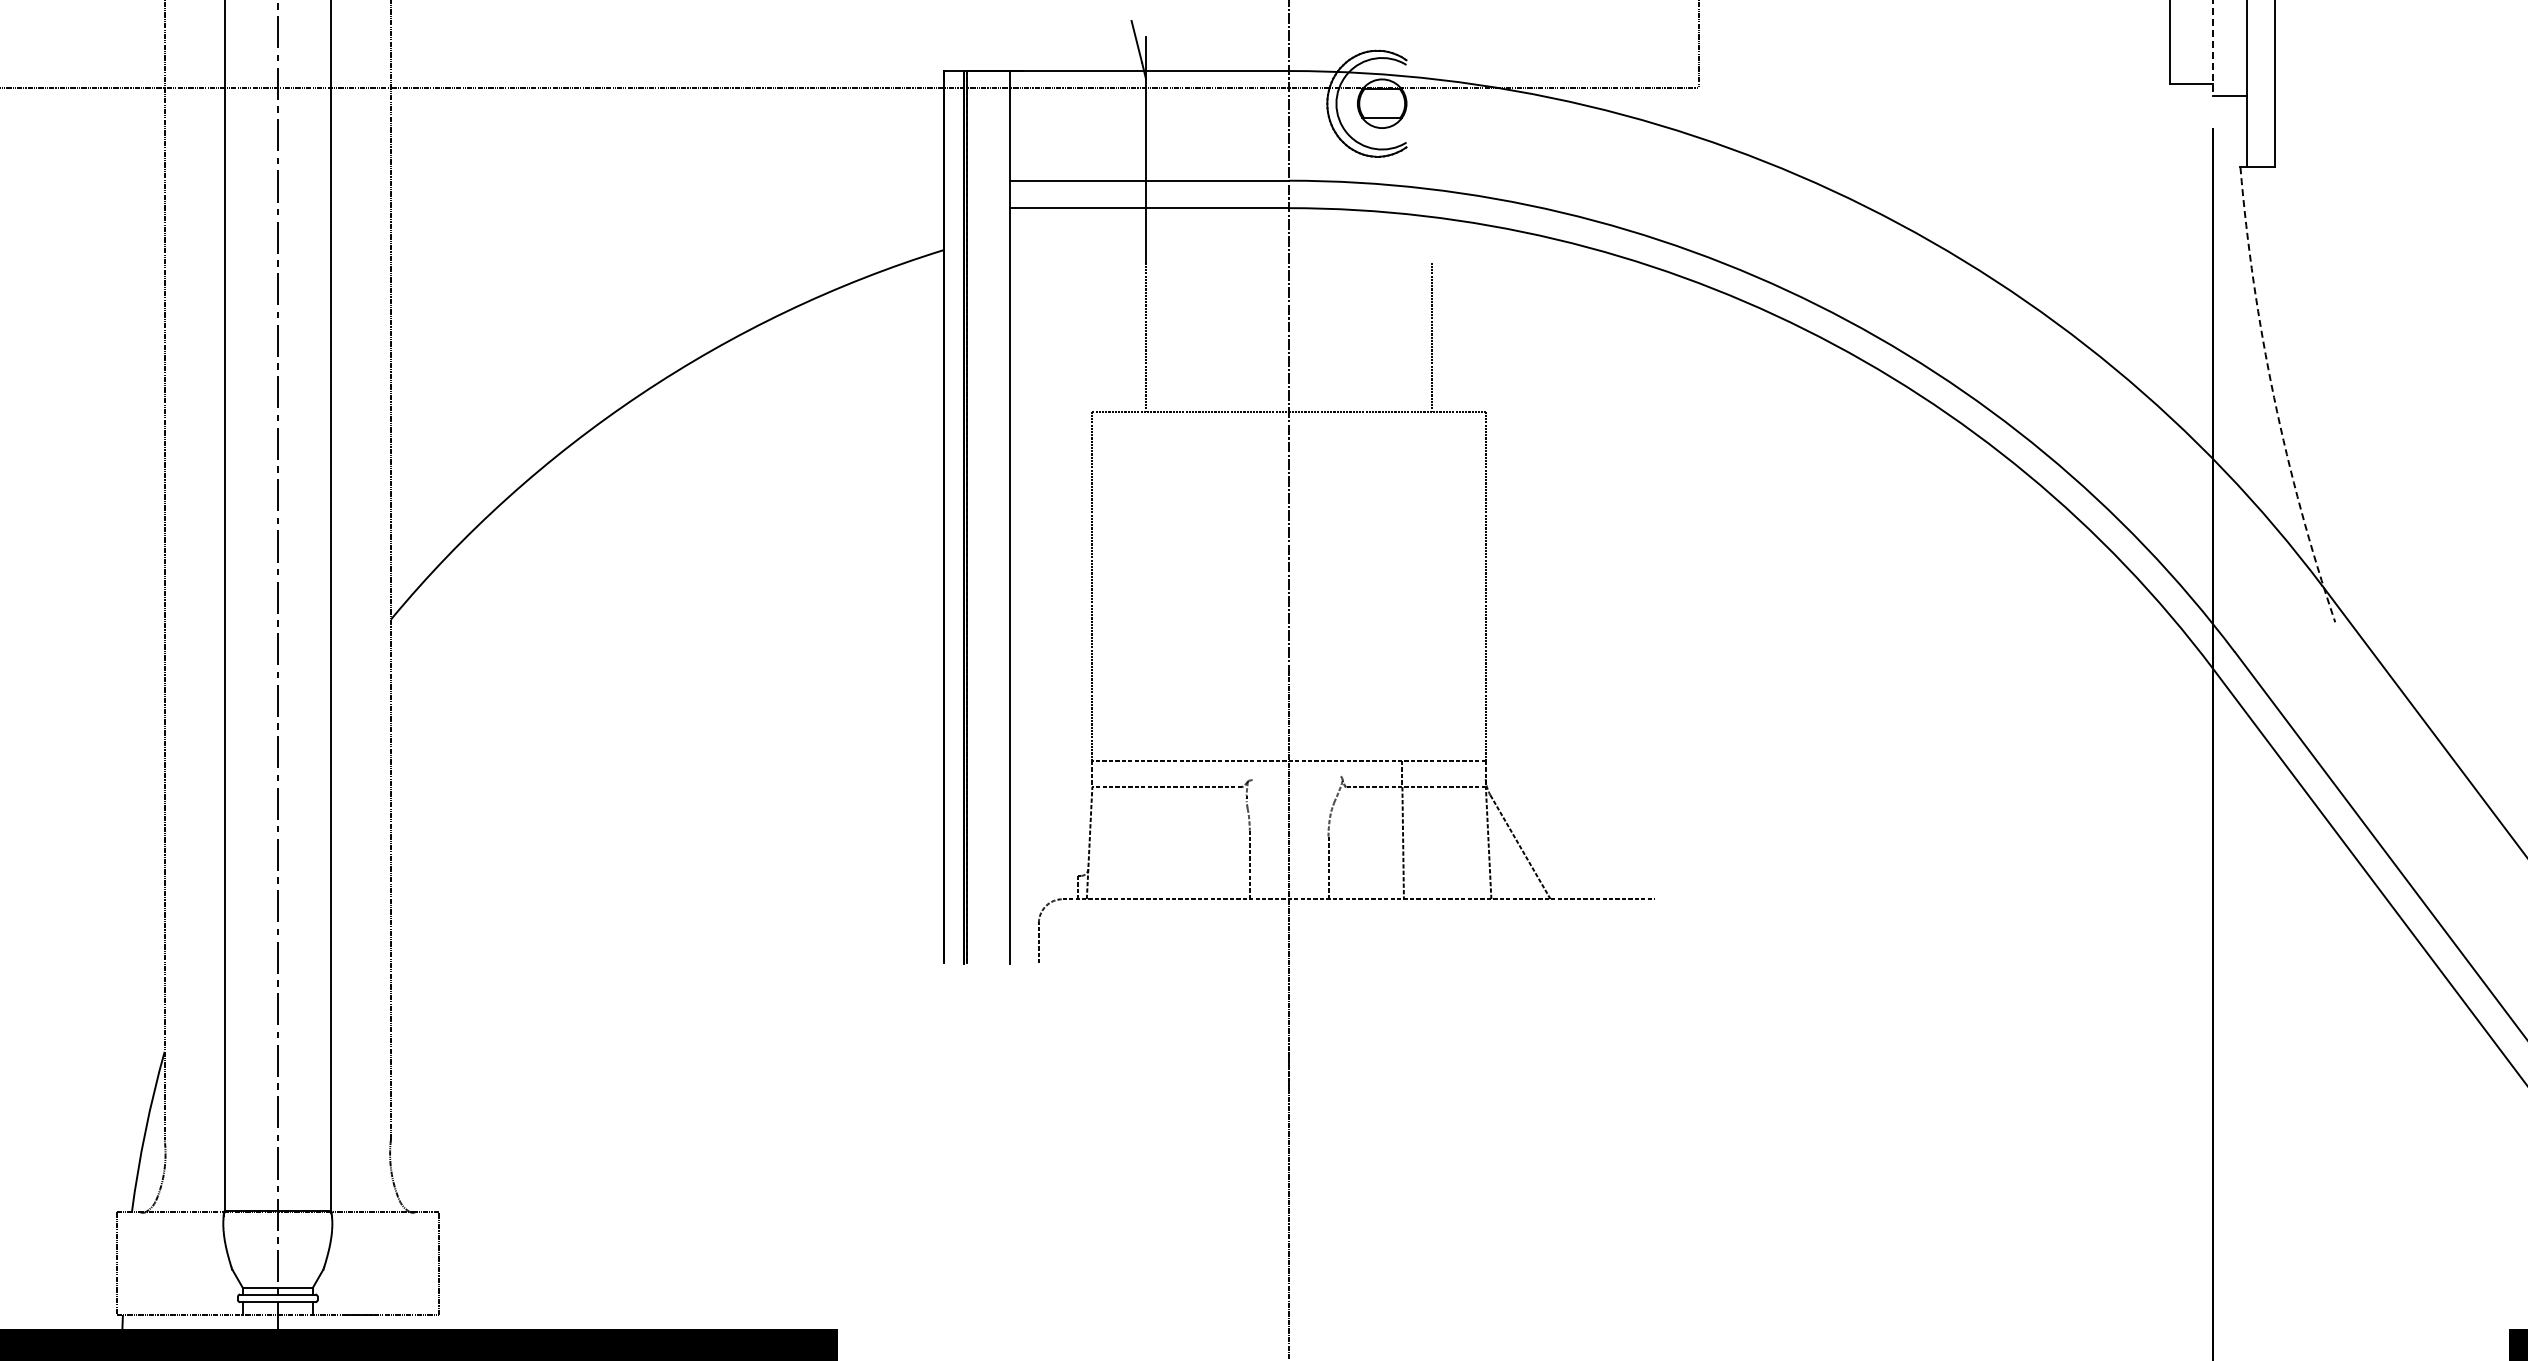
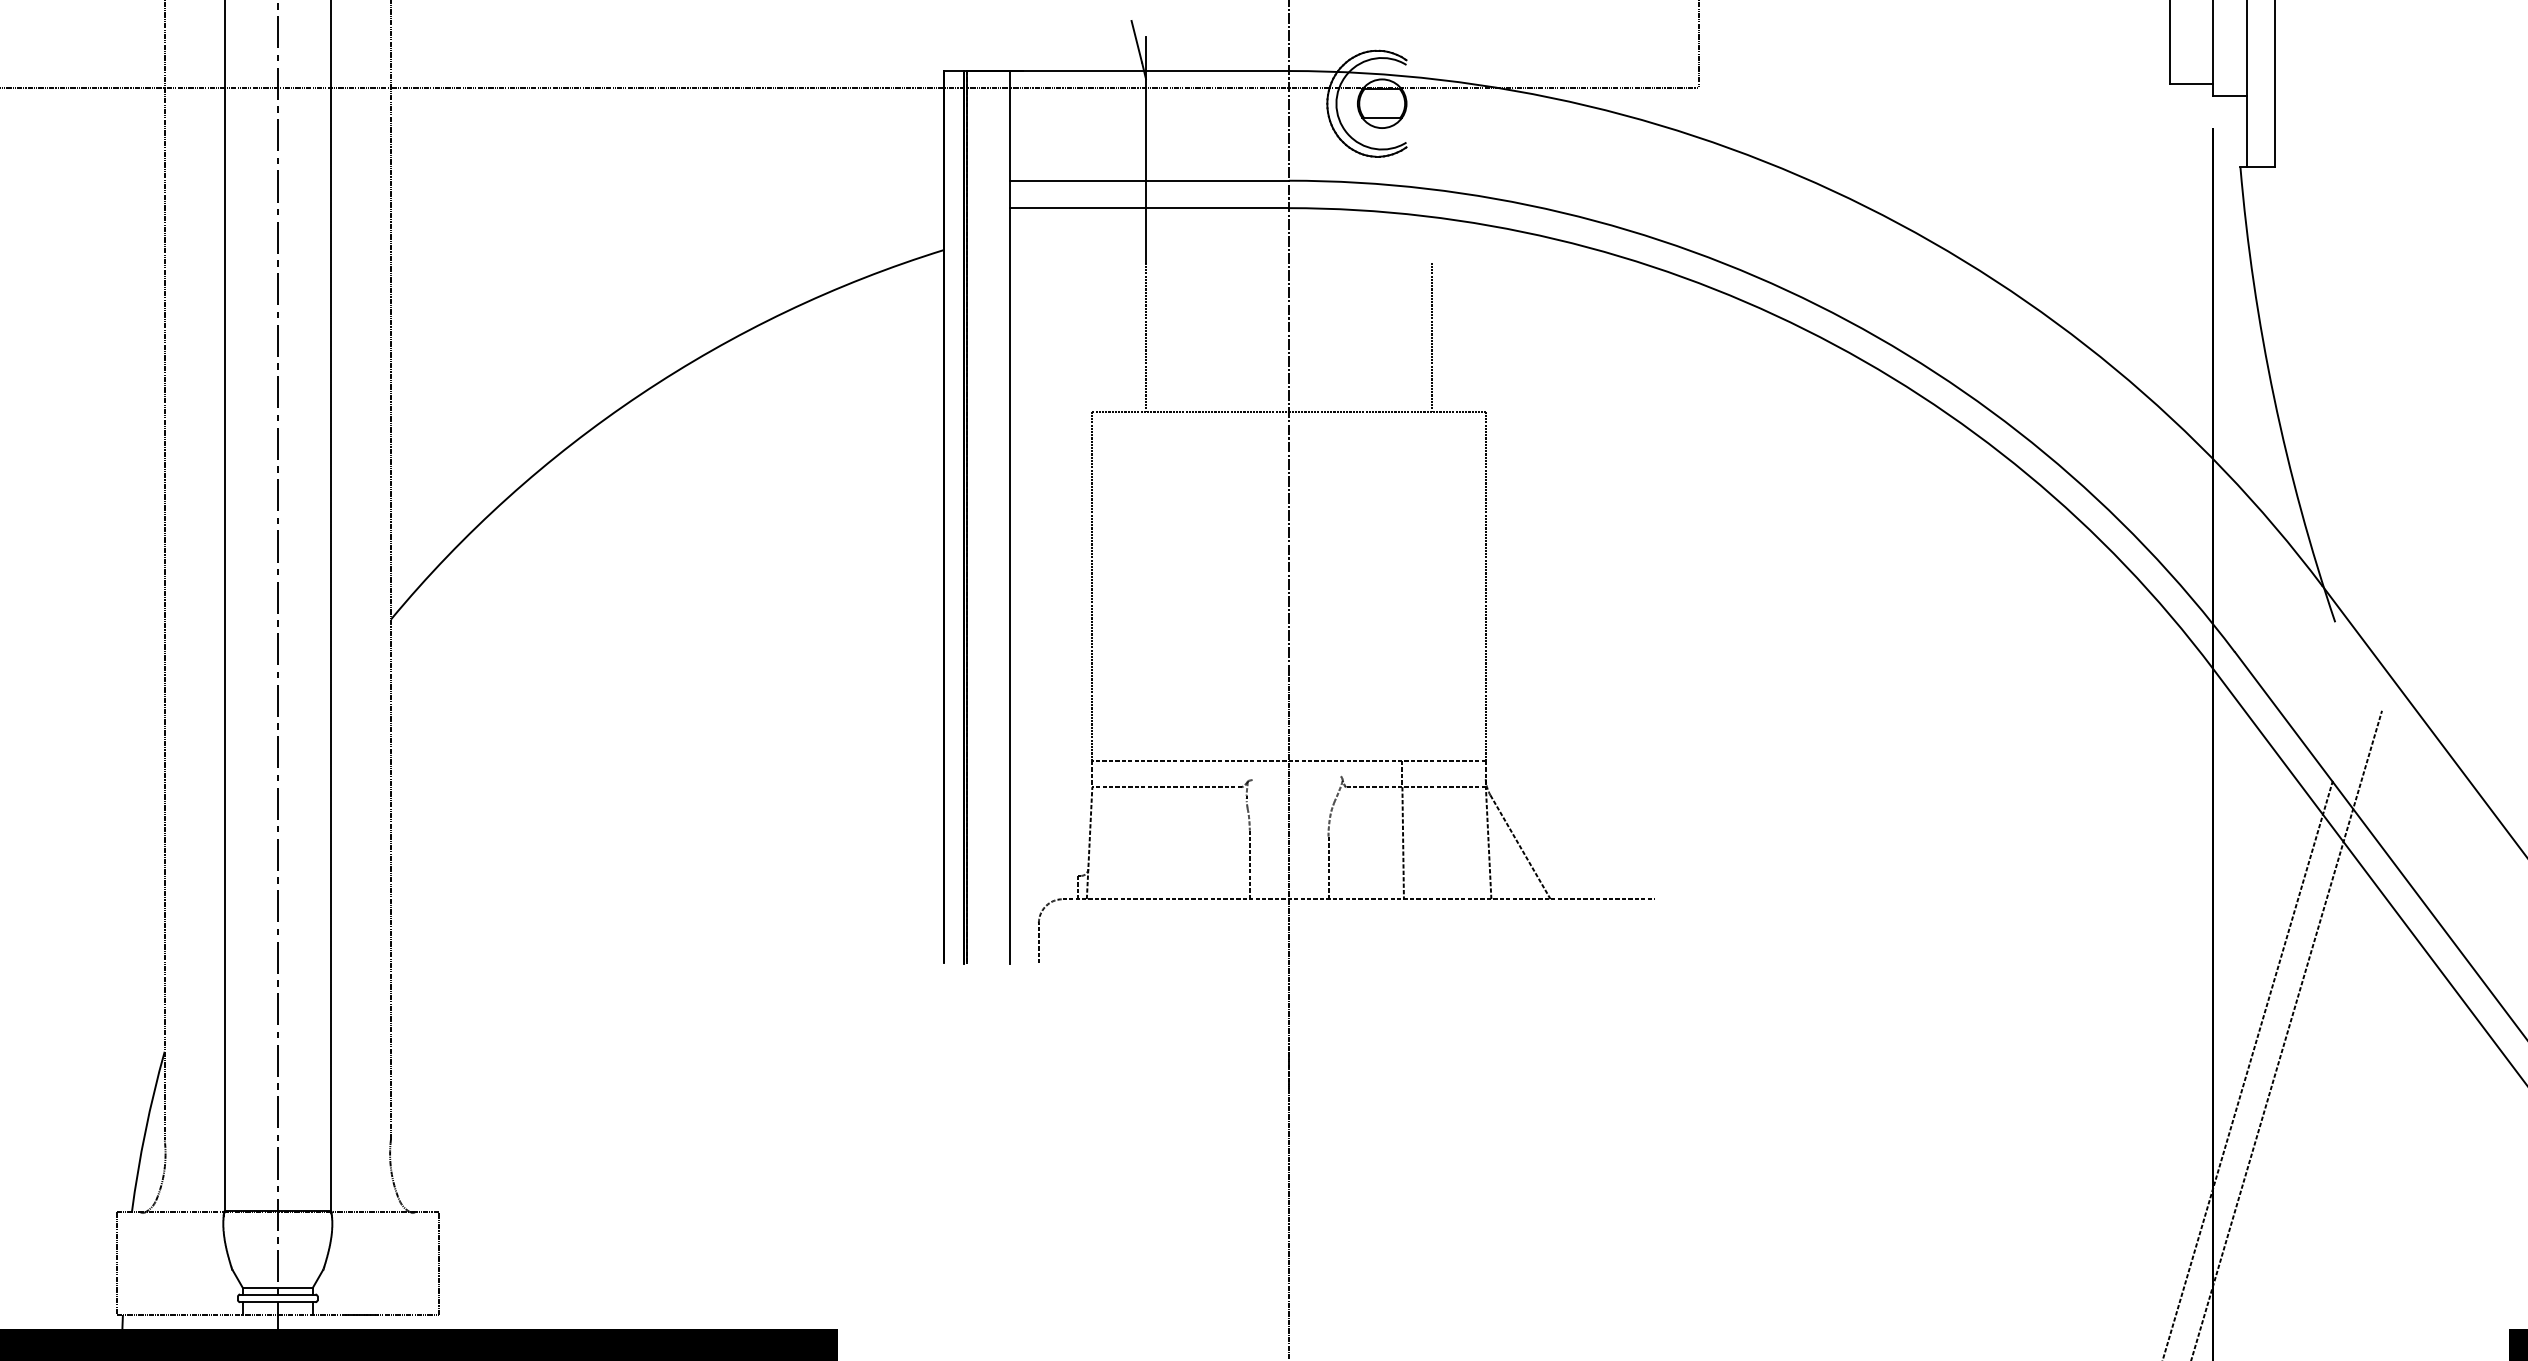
line: dashed -> solid (2212, 48)
arc: dashed -> solid (2274, 397)
line: none -> present (2287, 1033)
line: none -> present (2247, 1068)
